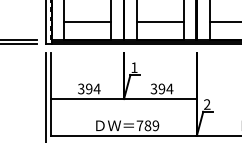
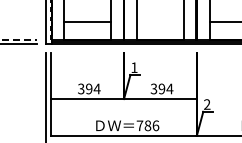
line: present -> none (159, 22)
line: solid -> dashed (19, 39)
text: 789 -> 786 (155, 125)
